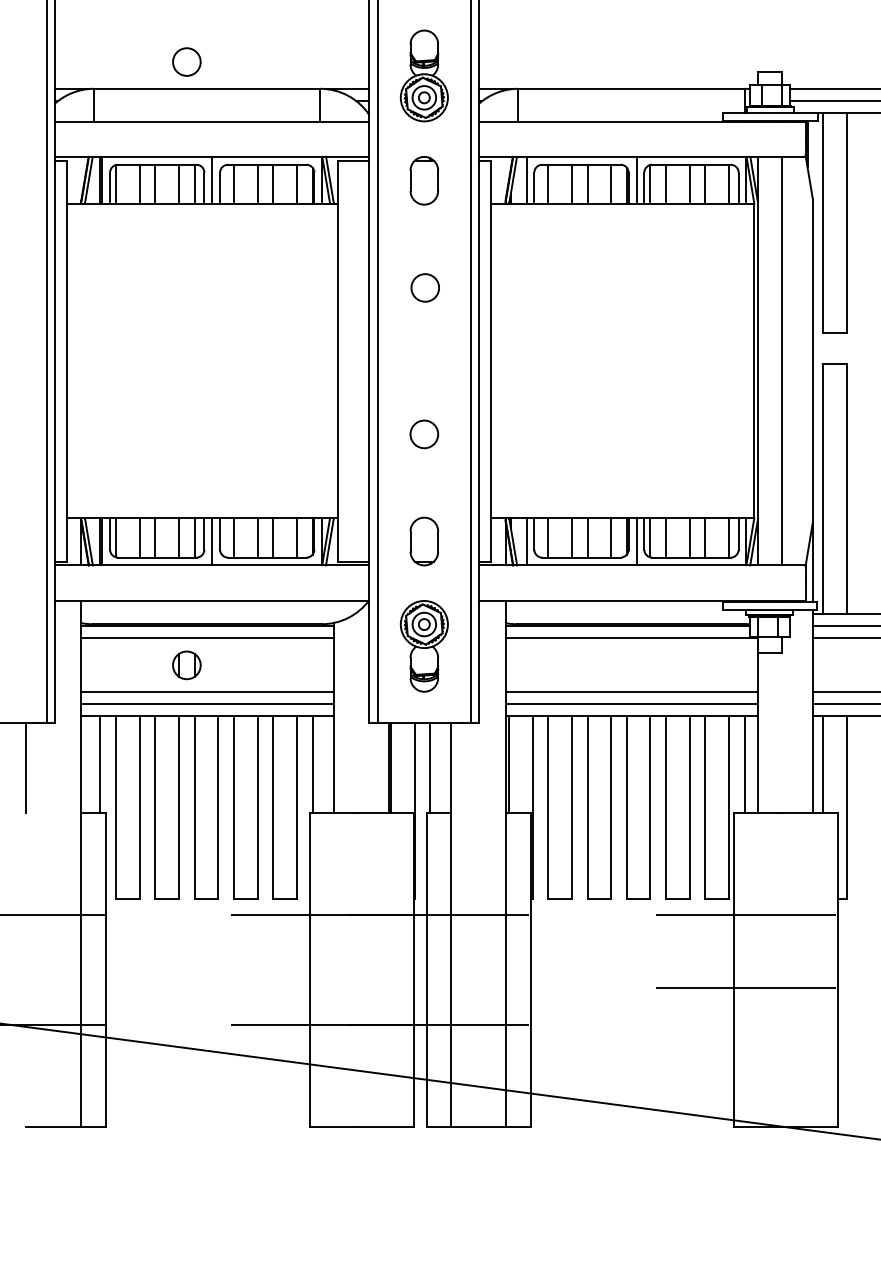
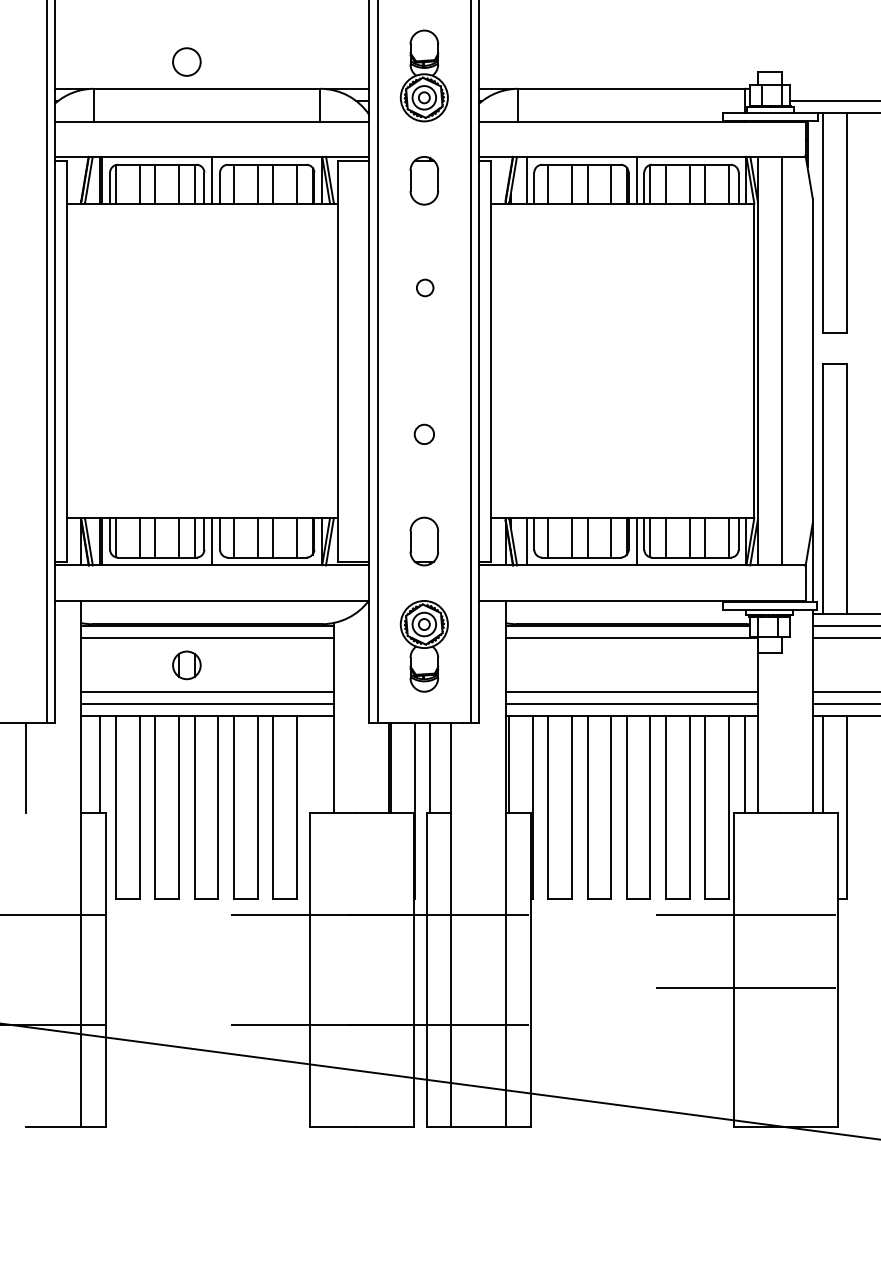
line: present -> none (833, 89)
circle size: 30x30 px -> 19x20 px (425, 287)
circle size: 31x31 px -> 22x22 px (423, 433)
line: present -> none (312, 764)
